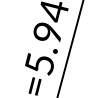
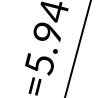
line position: (70, 48) -> (77, 48) (77, 48)
